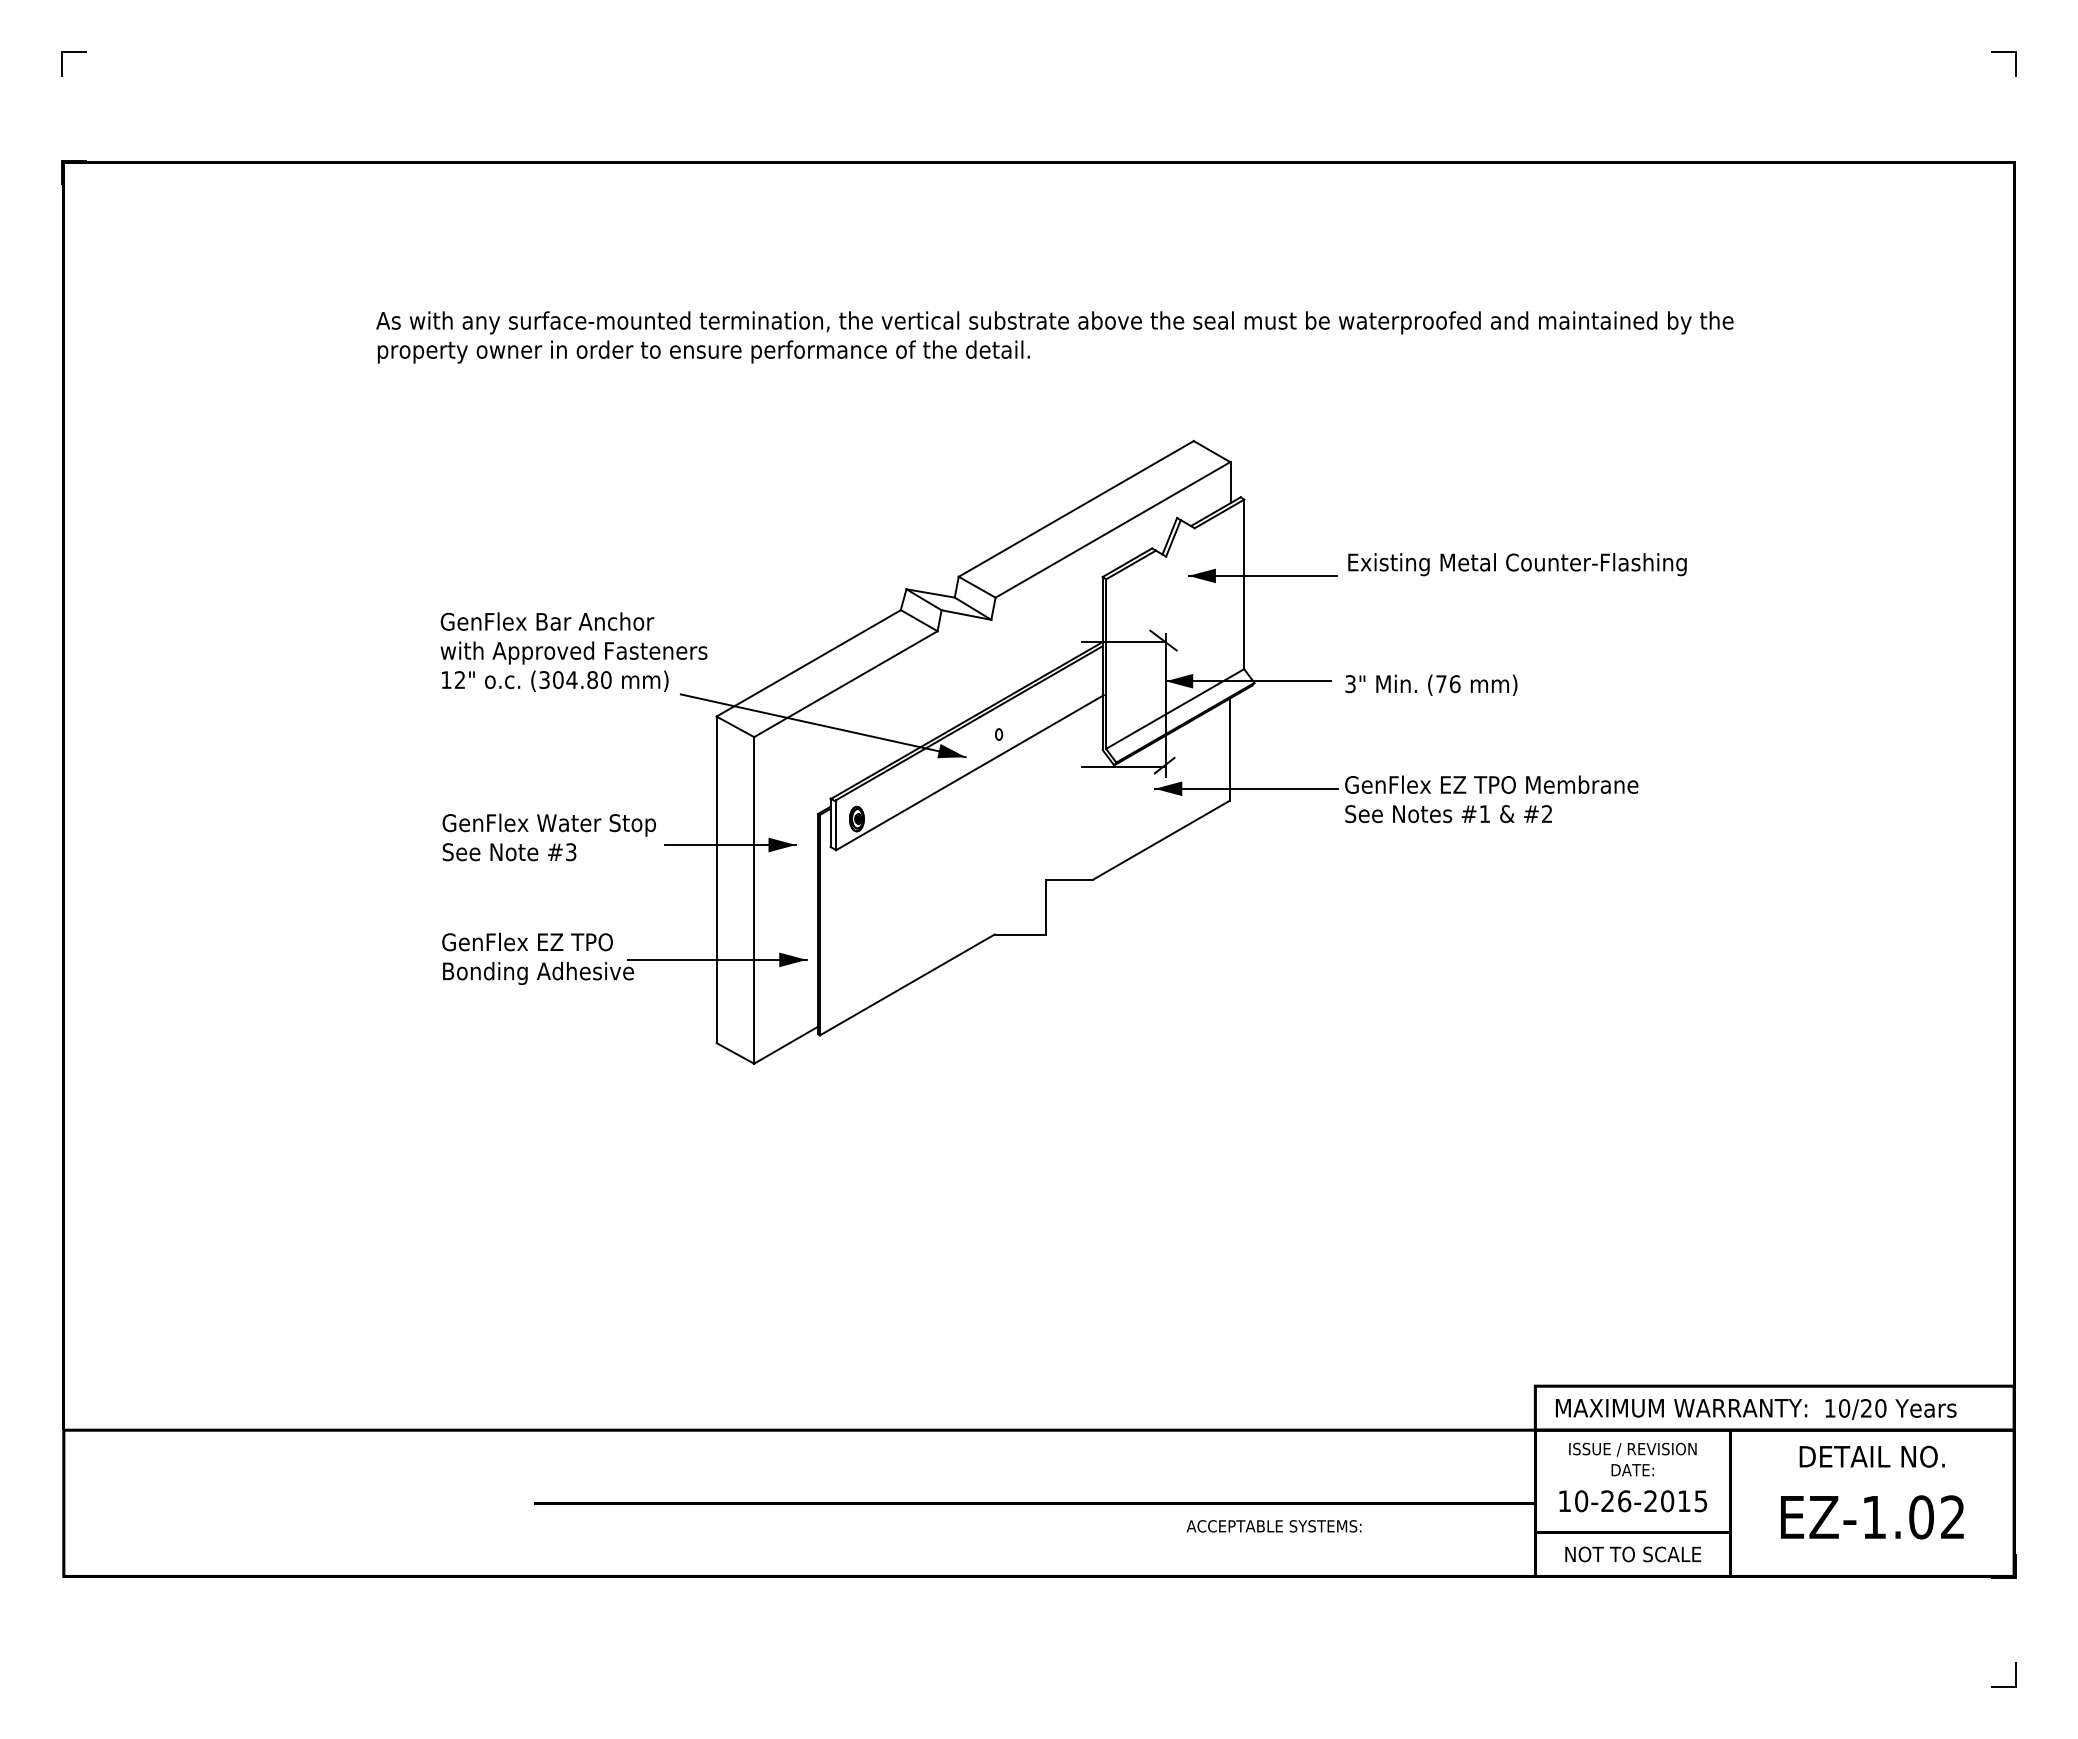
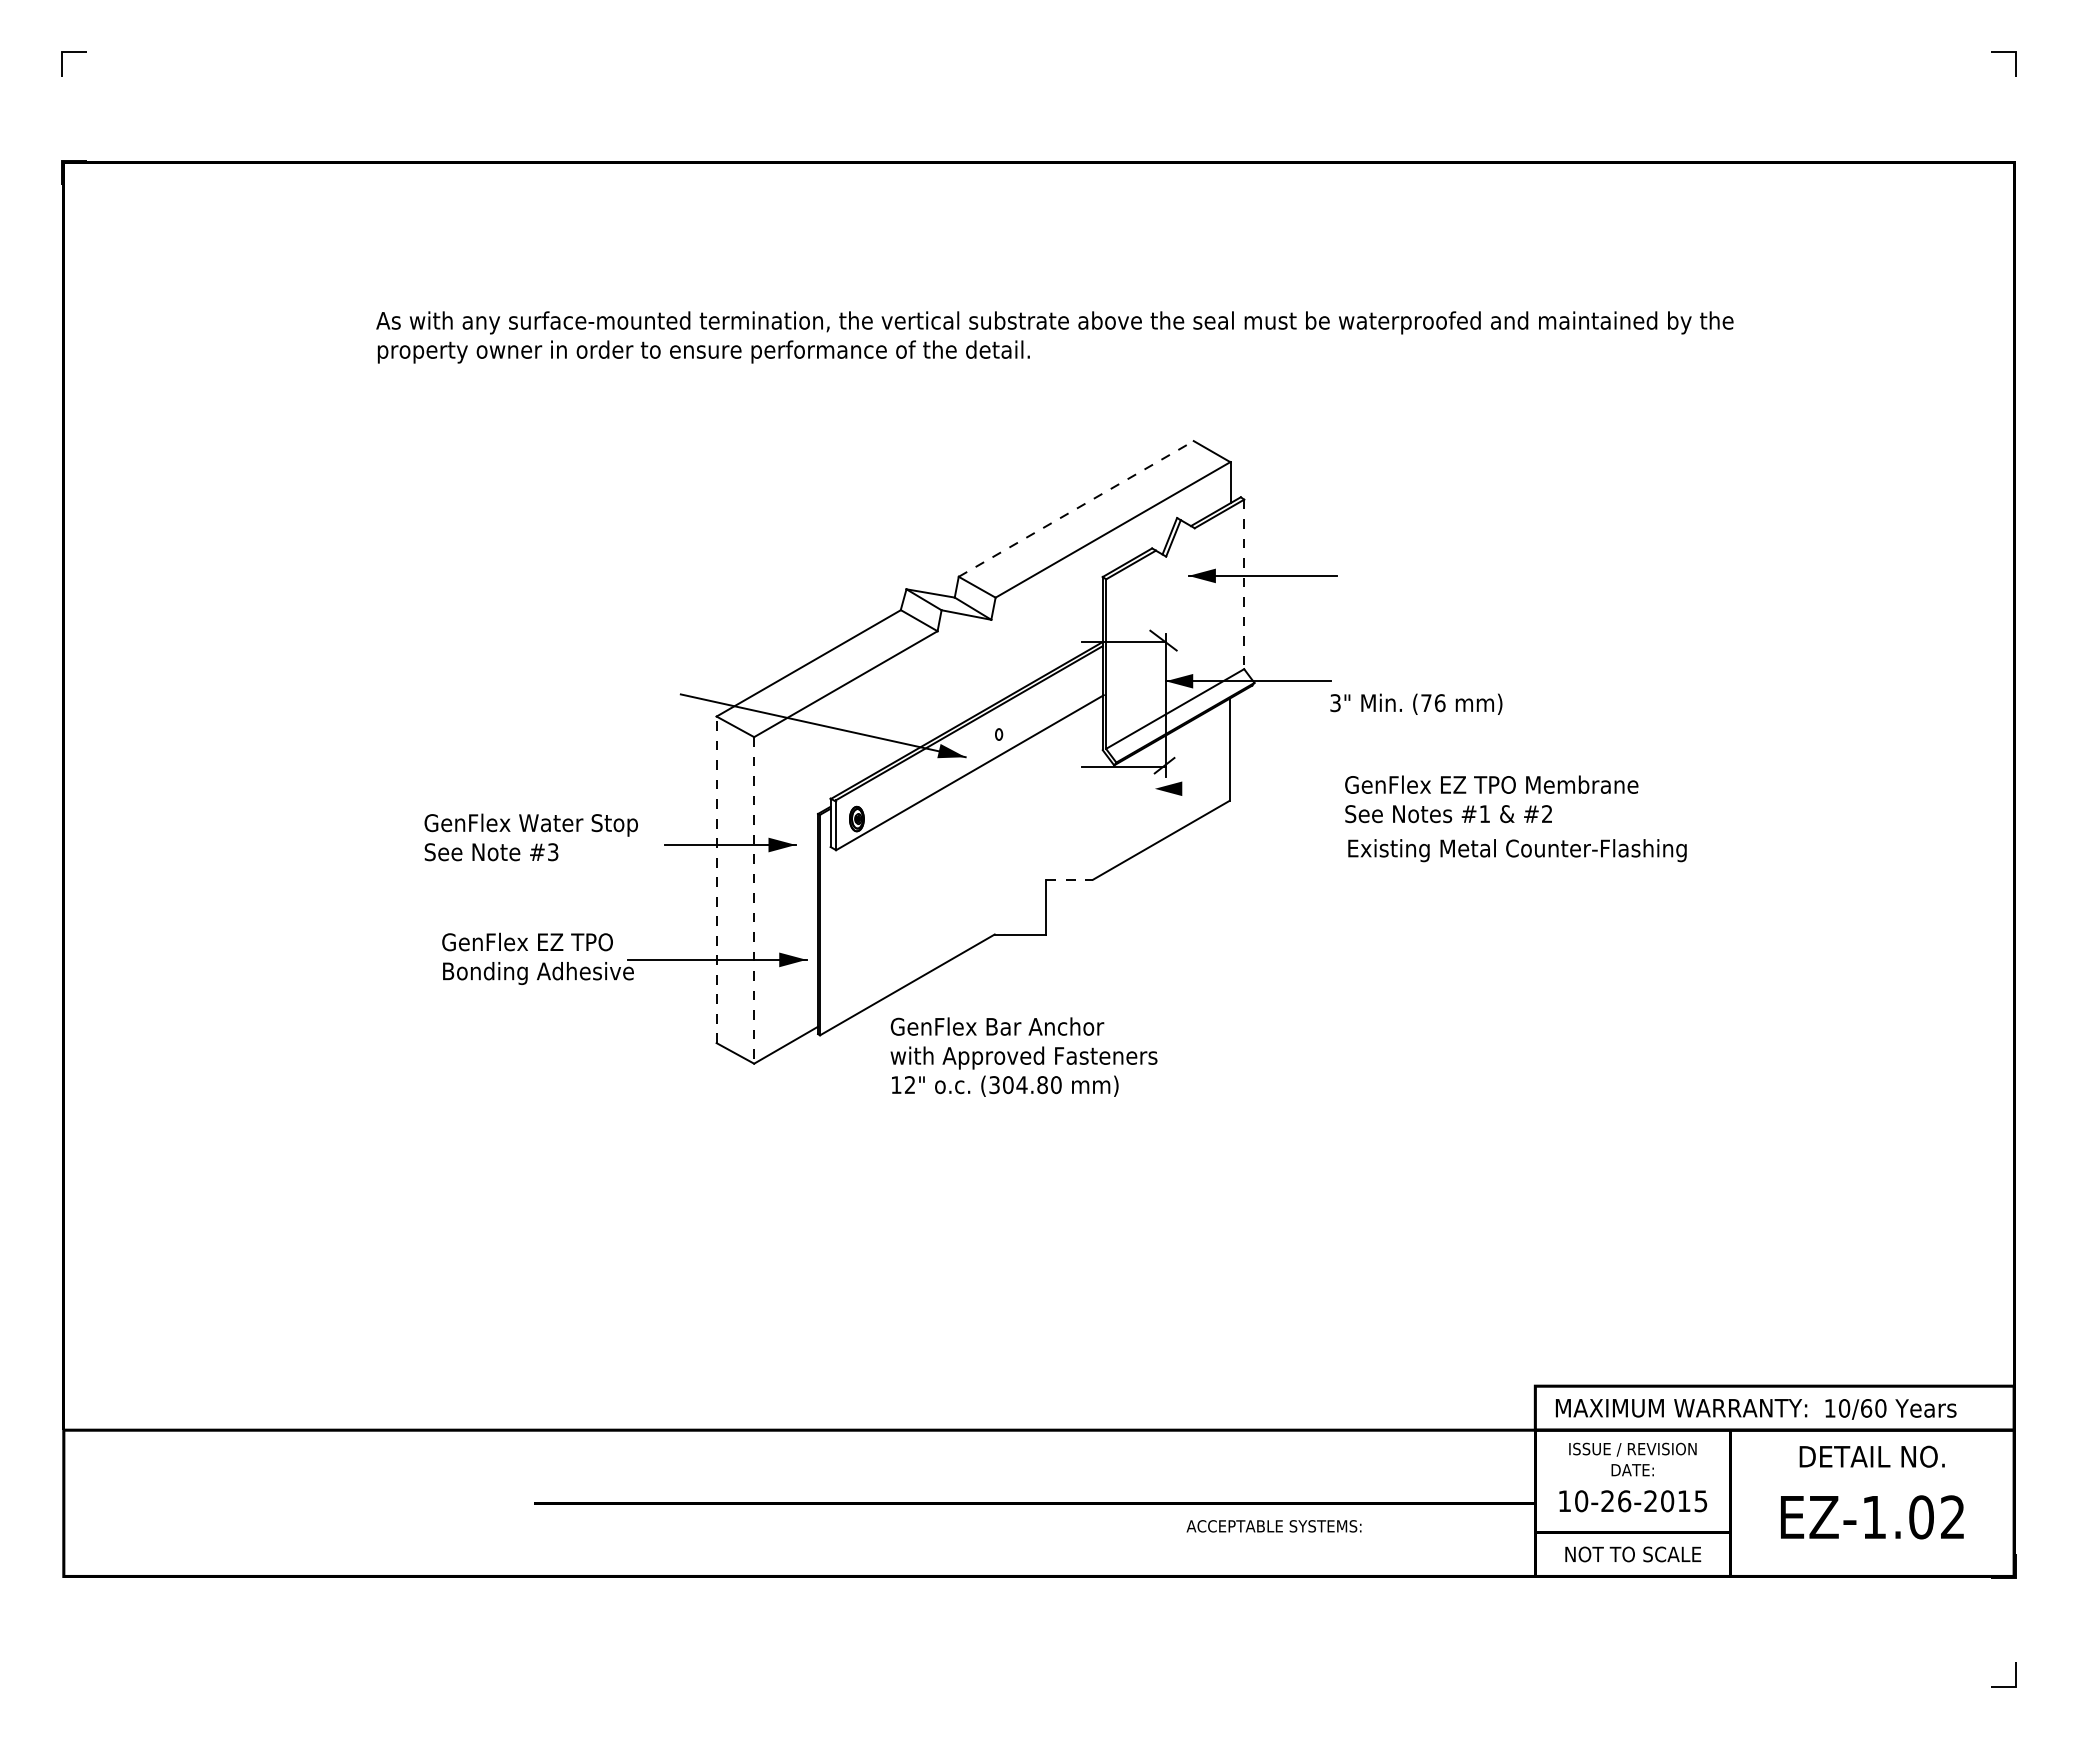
line: solid -> dashed (1076, 508)
text position: (1517, 564) -> (1517, 850) (1517, 850)
line: solid -> dashed (1244, 584)
text position: (573, 651) -> (1023, 1056) (1023, 1056)
text position: (1431, 684) -> (1416, 703) (1416, 703)
line: present -> none (1245, 788)
text position: (548, 837) -> (530, 837) (530, 837)
line: solid -> dashed (716, 879)
line: solid -> dashed (1070, 879)
line: solid -> dashed (754, 900)
text: 10/20 -> 10/60 (1866, 1408)
